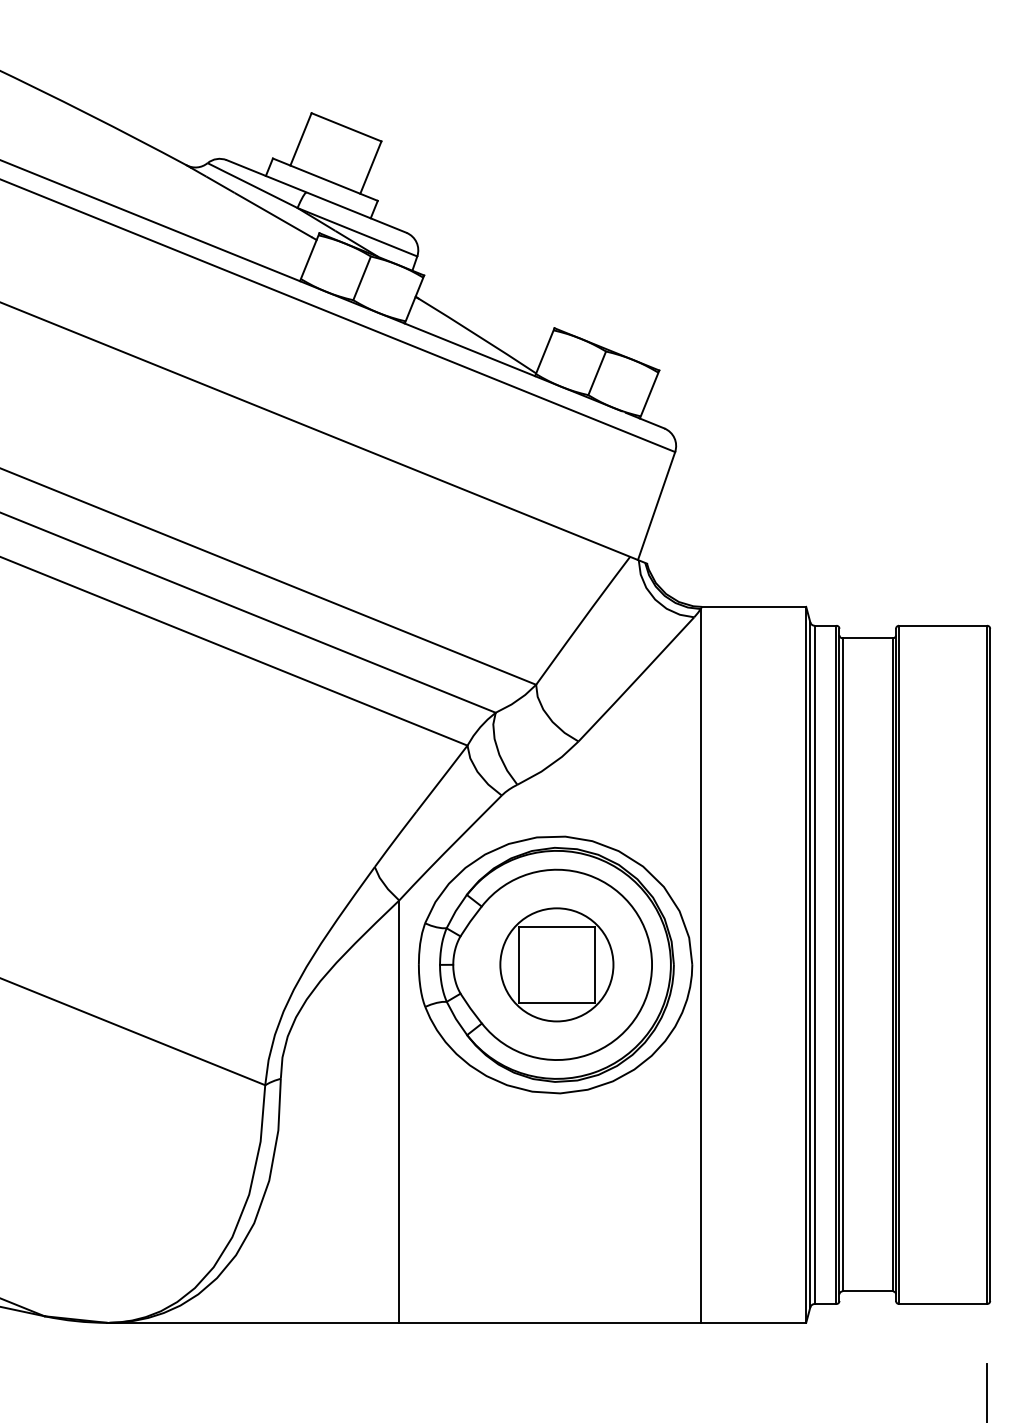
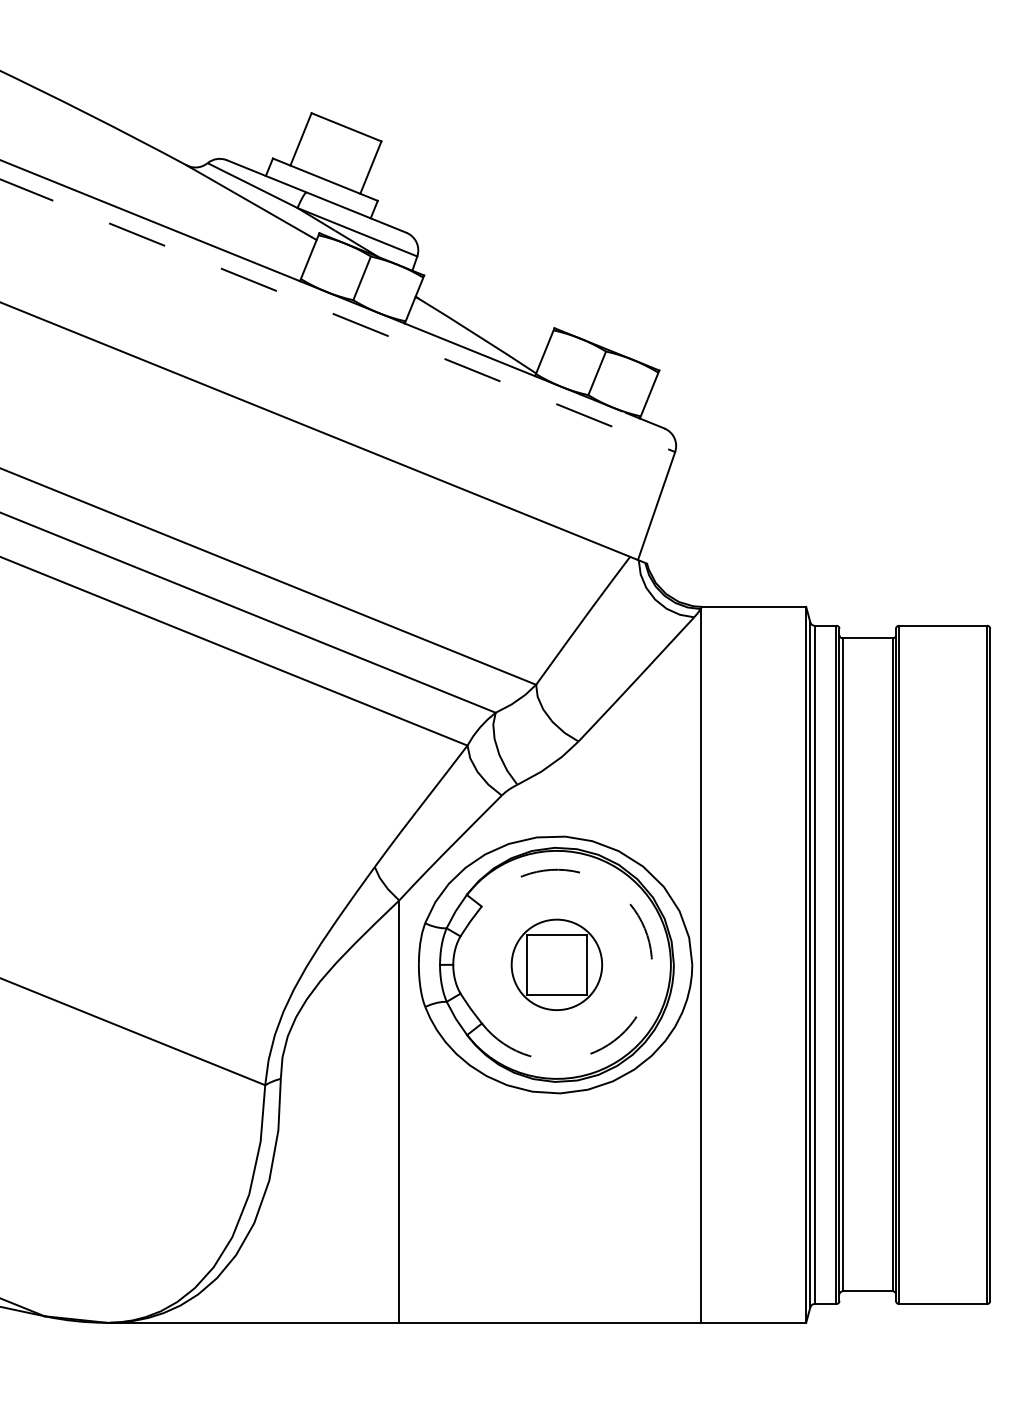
line: solid -> dashed (337, 315)
part size: 116x116 px -> 94x93 px (556, 964)
arc: solid -> dashed (652, 964)
line: present -> none (987, 1391)
